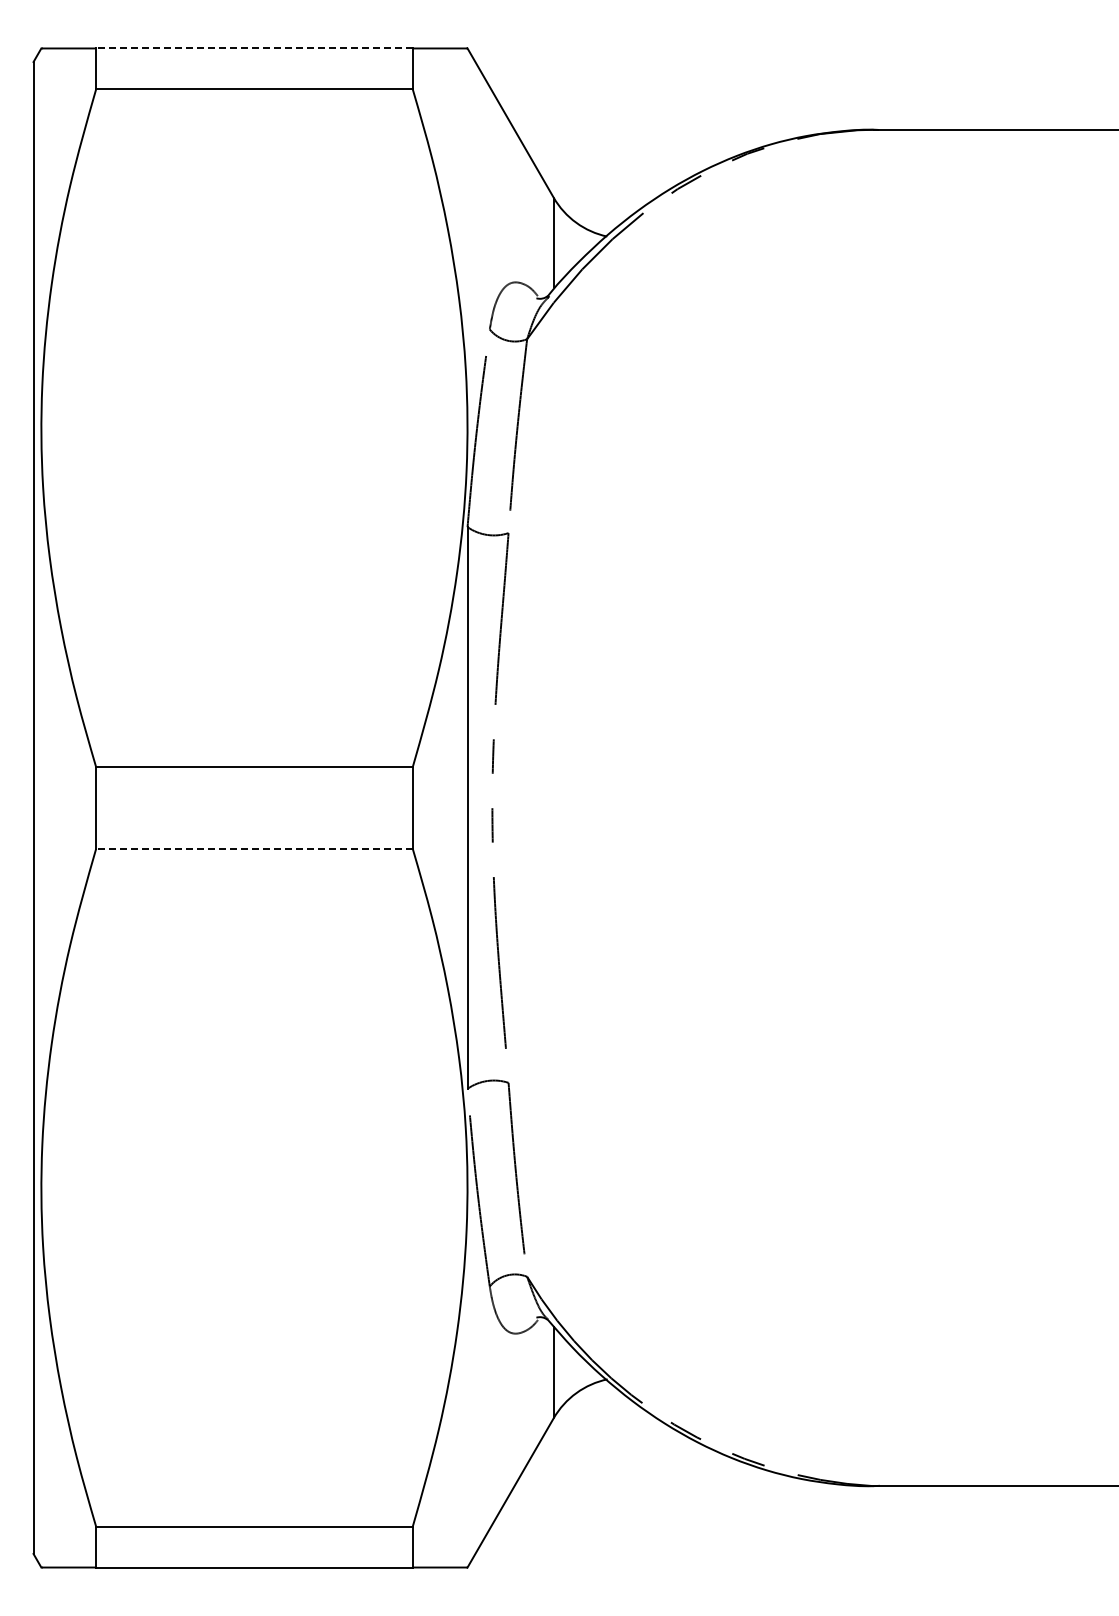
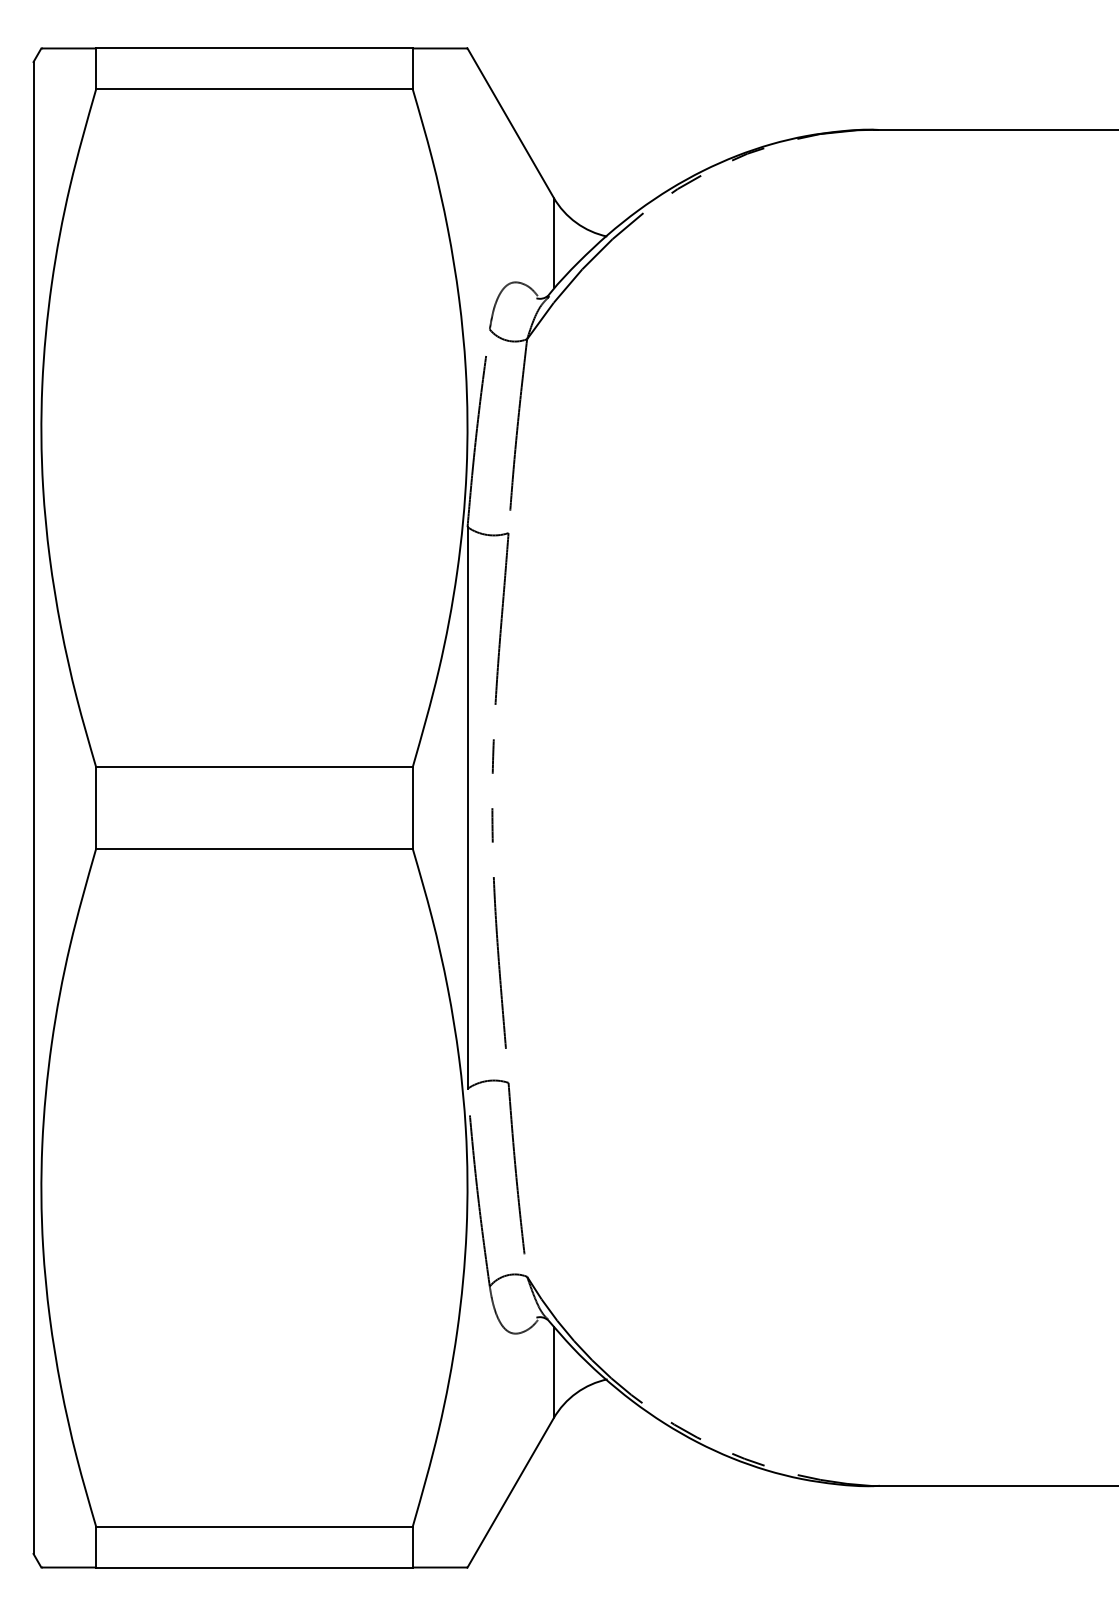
line: dashed -> solid (253, 48)
line: dashed -> solid (253, 848)
